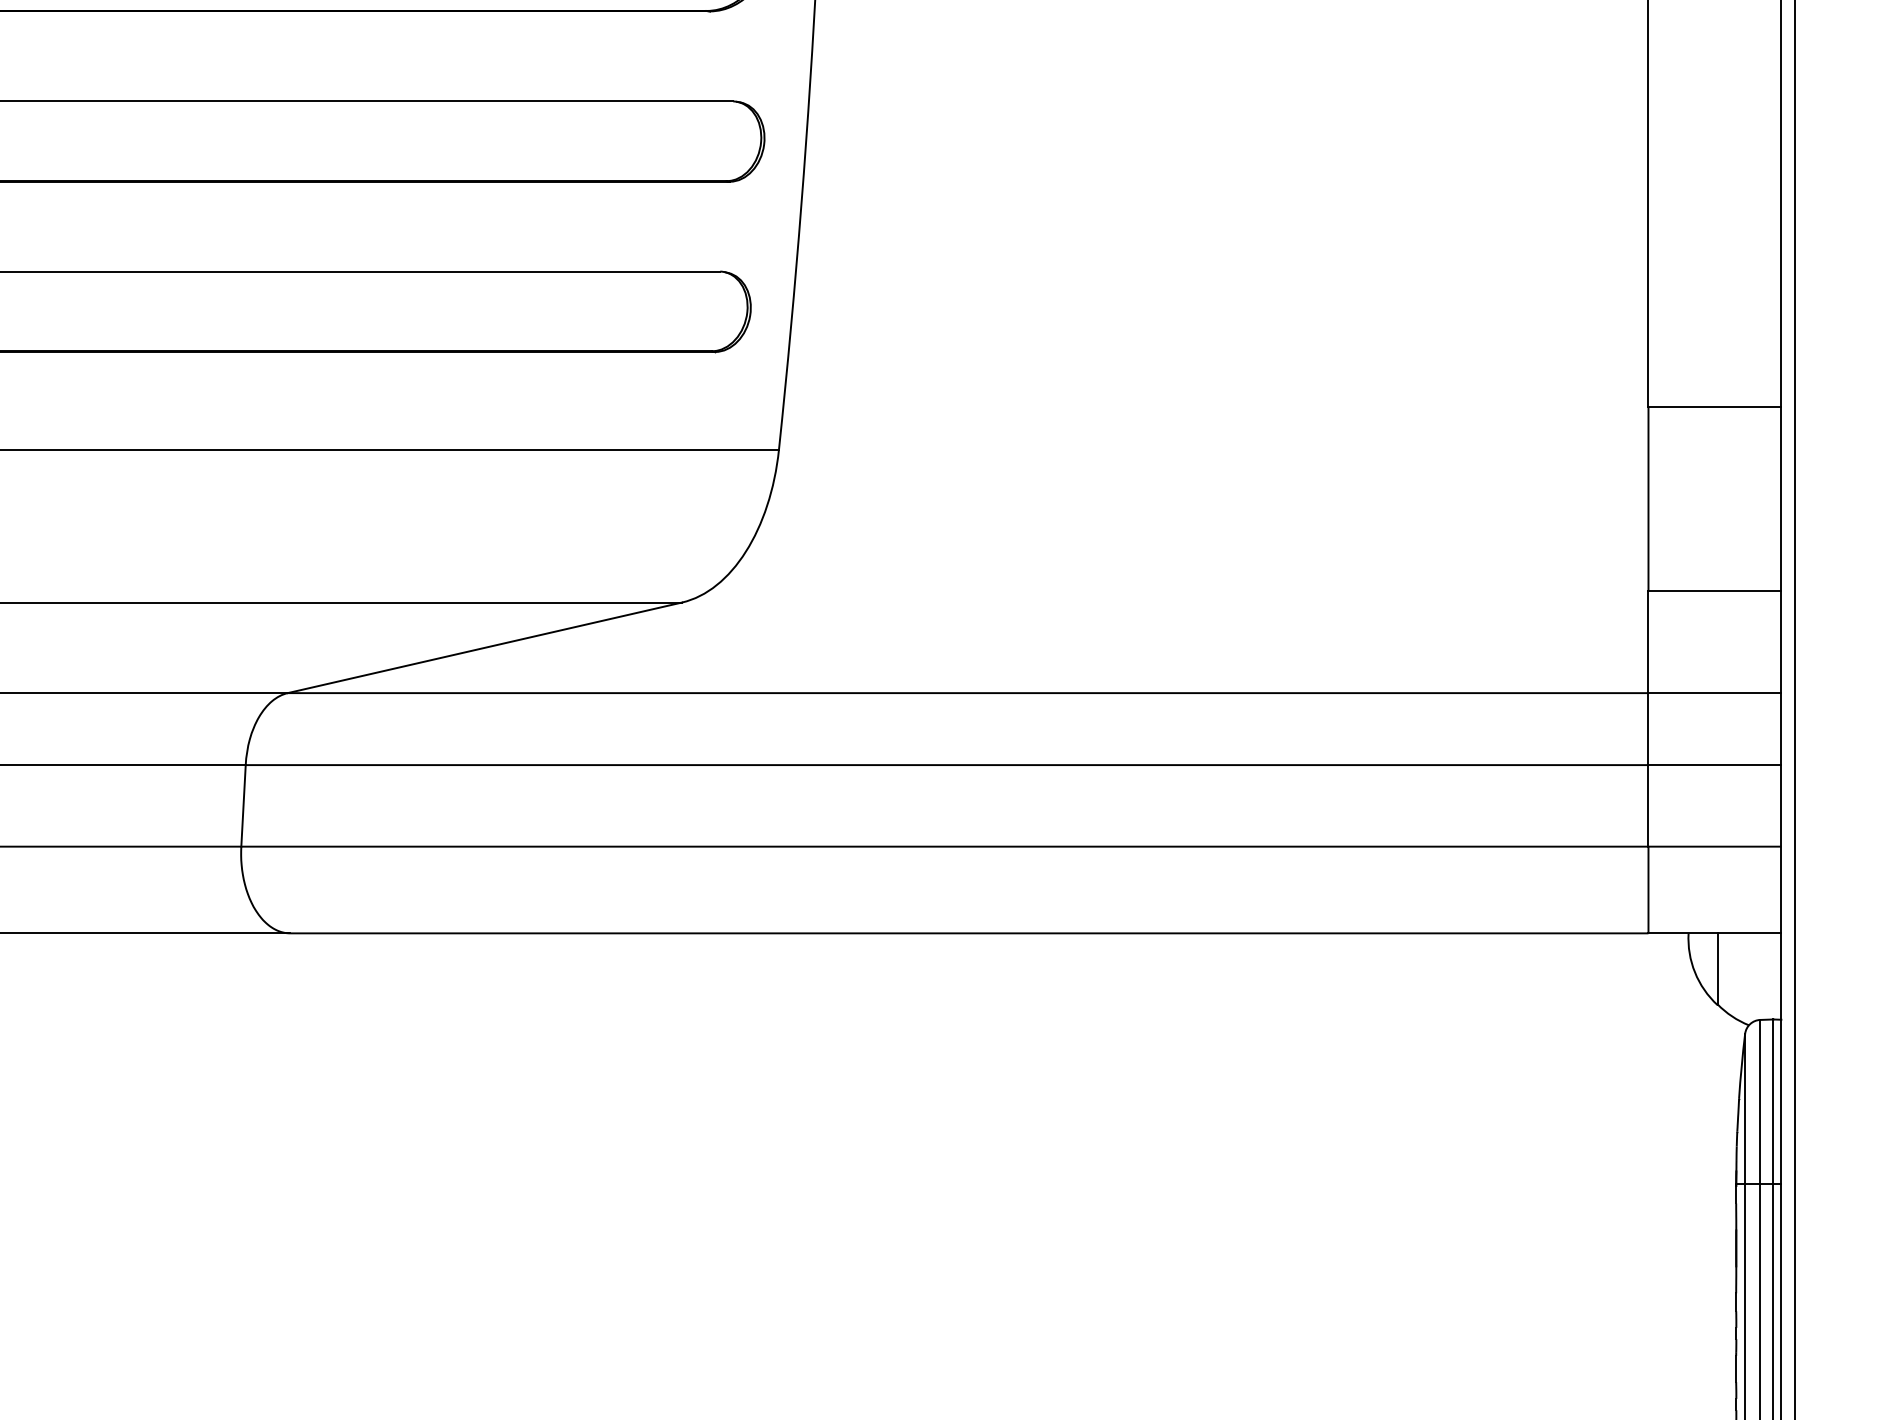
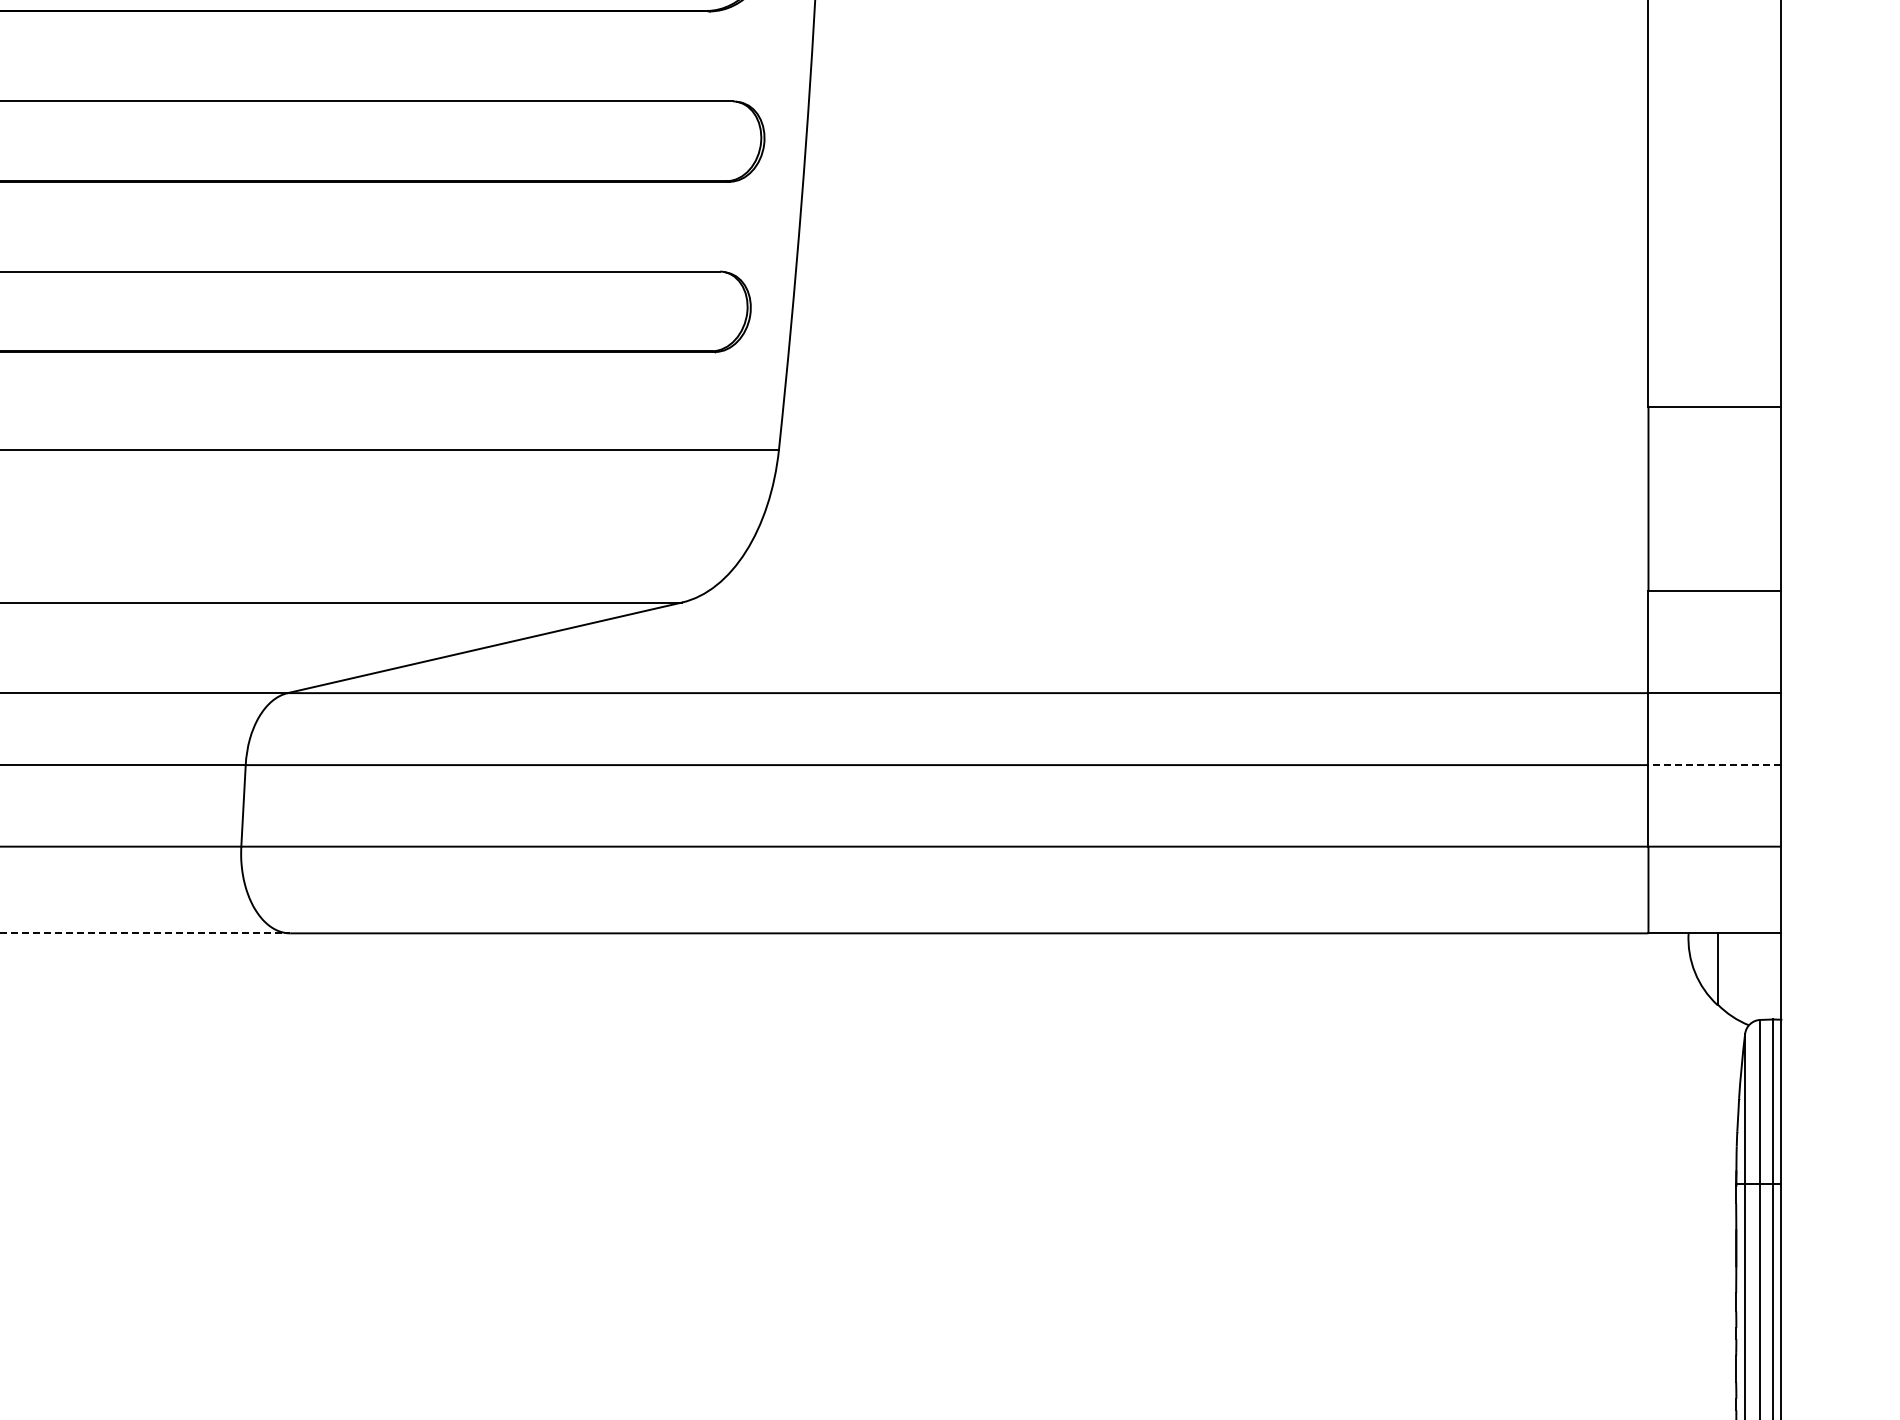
line: present -> none (1794, 709)
line: solid -> dashed (1714, 765)
line: solid -> dashed (145, 933)
